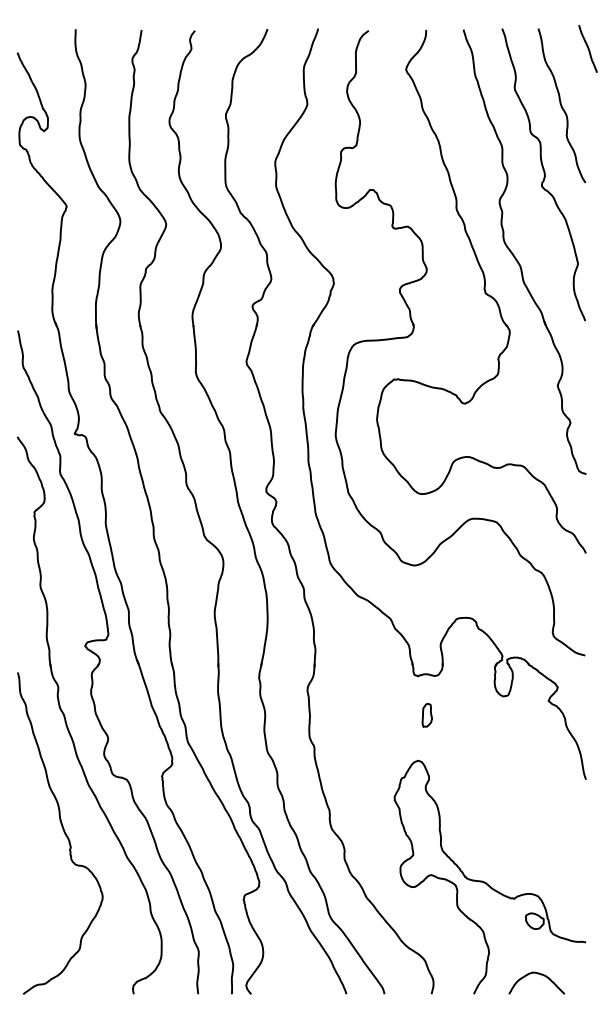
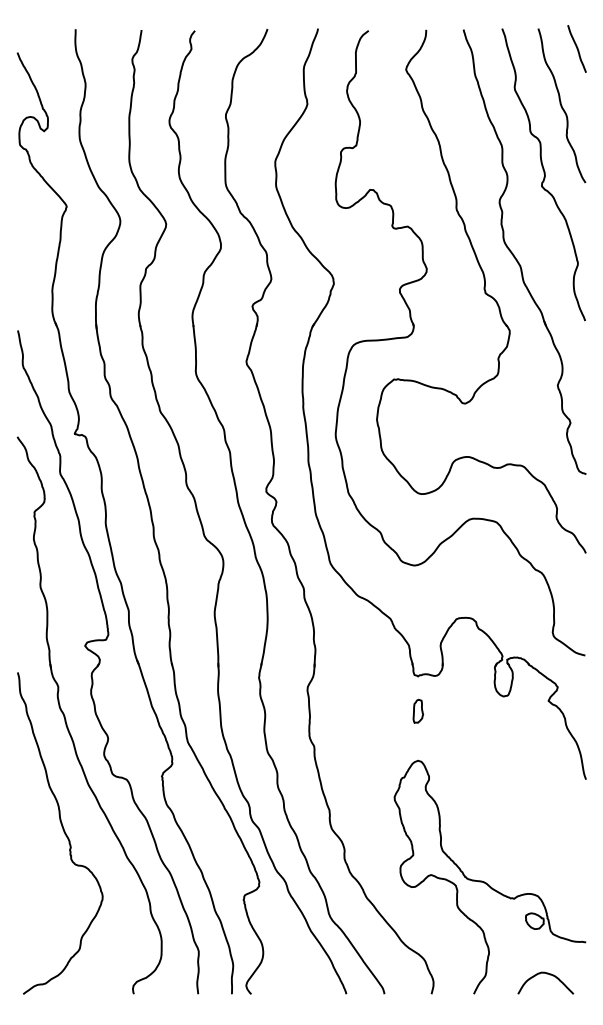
line position: (587, 48) -> (576, 48) (576, 48)
part position: (427, 714) -> (418, 710) (418, 710)
curve position: (537, 974) -> (546, 974) (546, 974)
